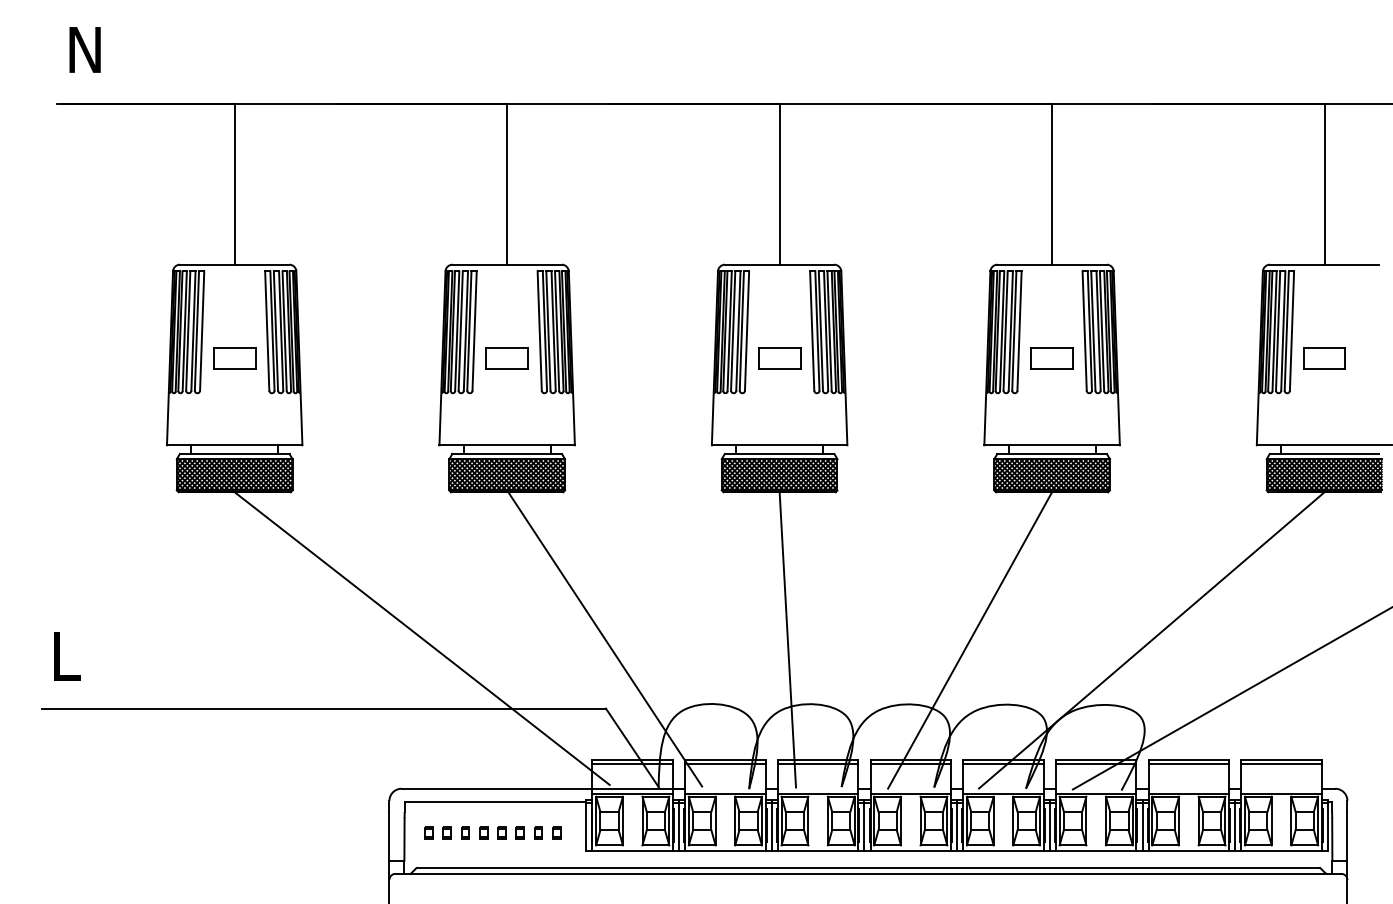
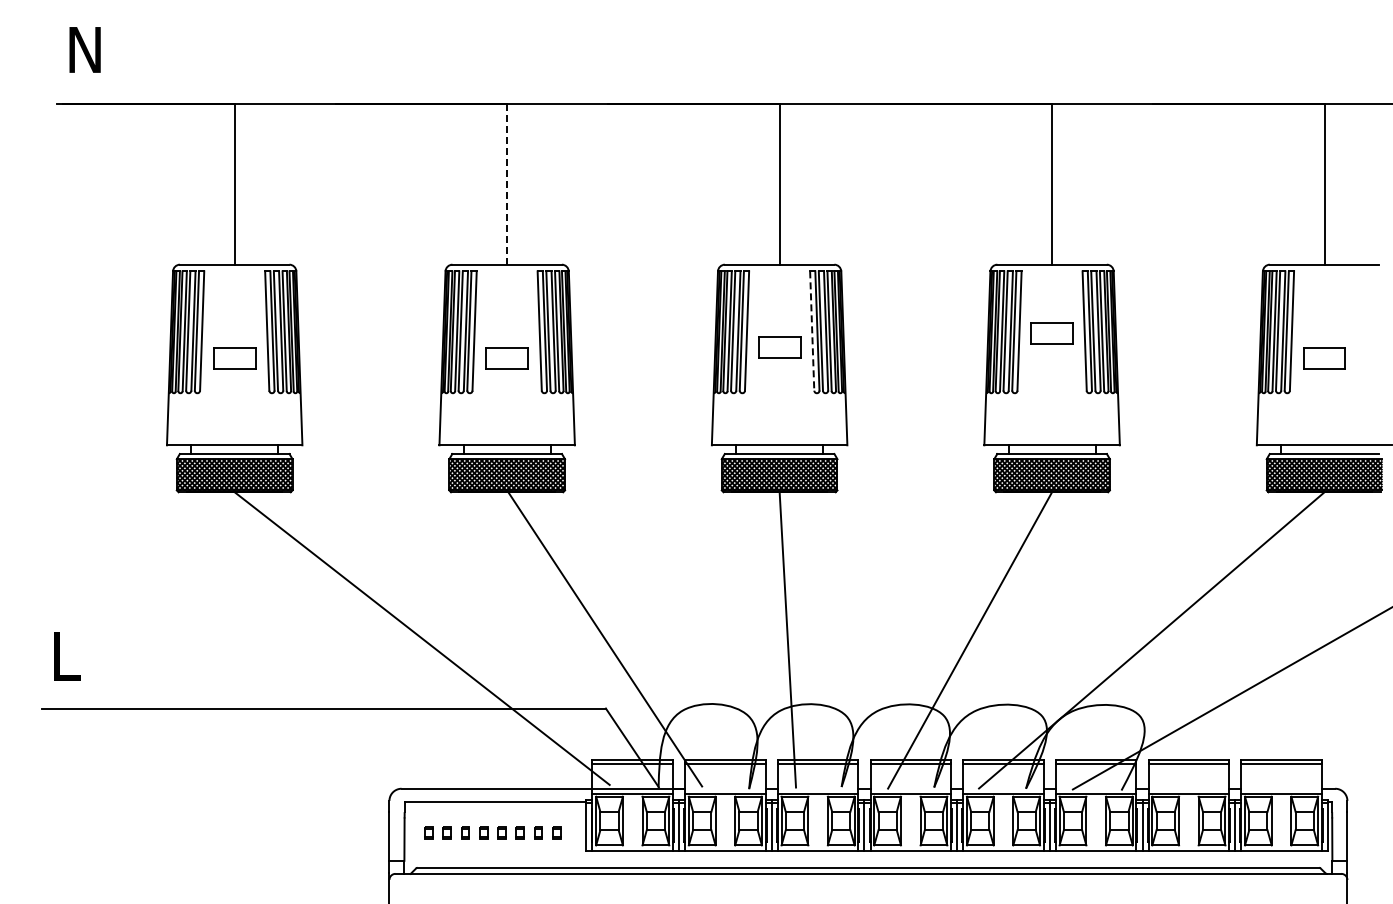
line: solid -> dashed (507, 184)
line: solid -> dashed (812, 331)
part position: (779, 358) -> (779, 347) (779, 347)
part position: (1051, 358) -> (1051, 333) (1051, 333)
